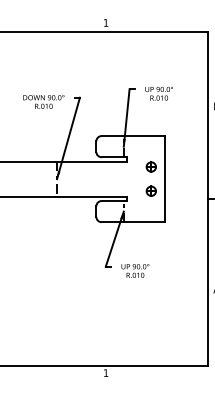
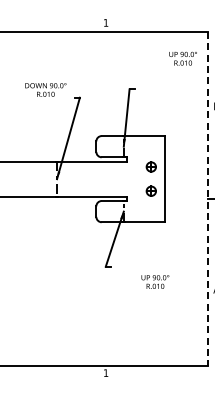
text position: (158, 93) -> (182, 58) (182, 58)
text position: (43, 101) -> (45, 89) (45, 89)
line: solid -> dashed (208, 199)
text position: (135, 270) -> (155, 281) (155, 281)
